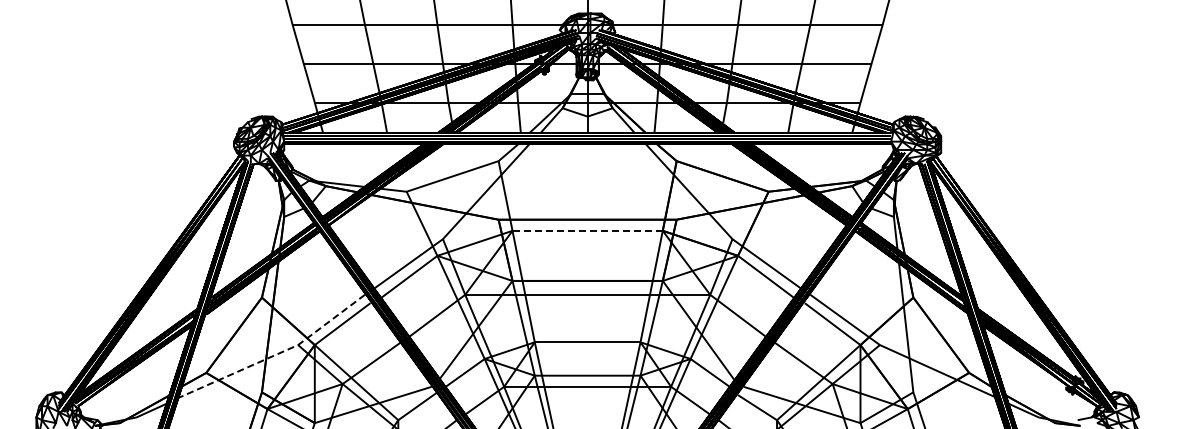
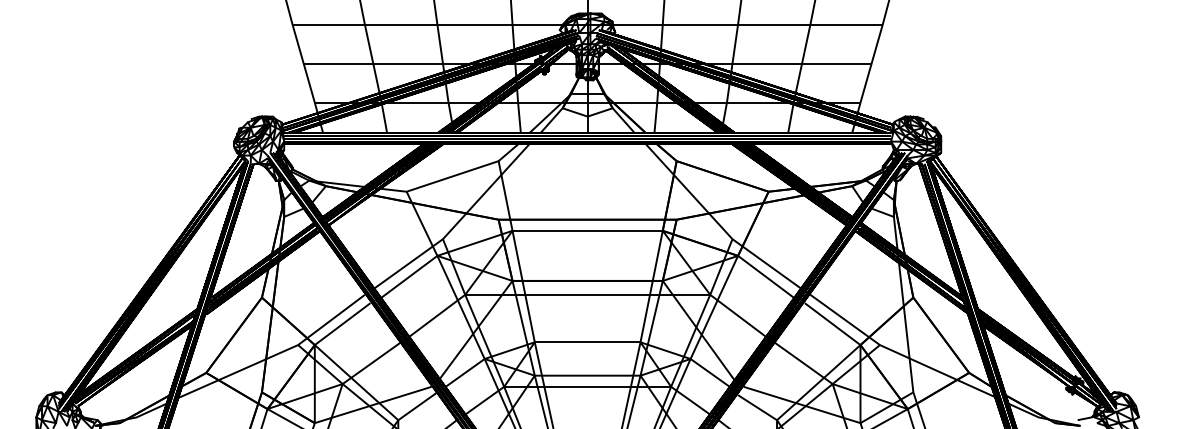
line: dashed -> solid (588, 230)
line: dashed -> solid (277, 354)
